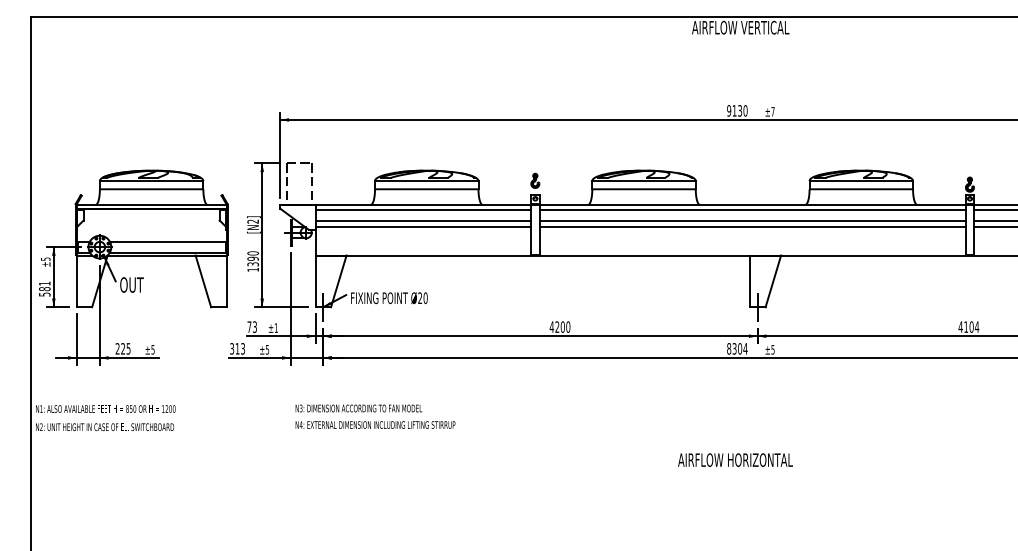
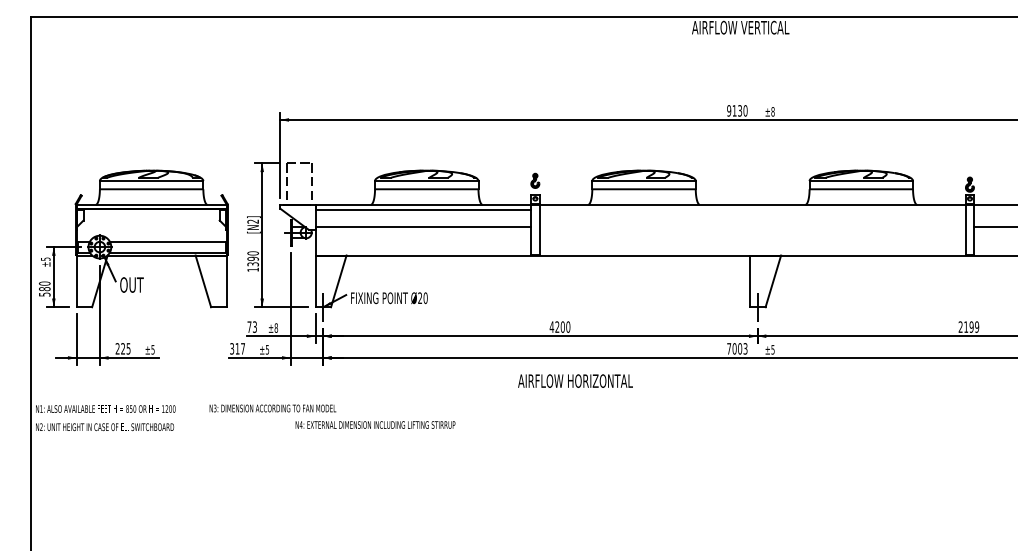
text: ±7 -> ±8 (772, 111)
line: present -> none (752, 210)
line: present -> none (994, 210)
line: present -> none (423, 220)
line: present -> none (752, 220)
line: present -> none (994, 220)
line: present -> none (752, 227)
text: 581 -> 580 (44, 283)
text: 4104 -> 2199 (968, 326)
text: ±1 -> ±8 (276, 327)
text: 313 -> 317 (243, 348)
text: 8304 -> 7003 (737, 348)
text position: (358, 408) -> (272, 408) (272, 408)
text position: (735, 459) -> (575, 380) (575, 380)
